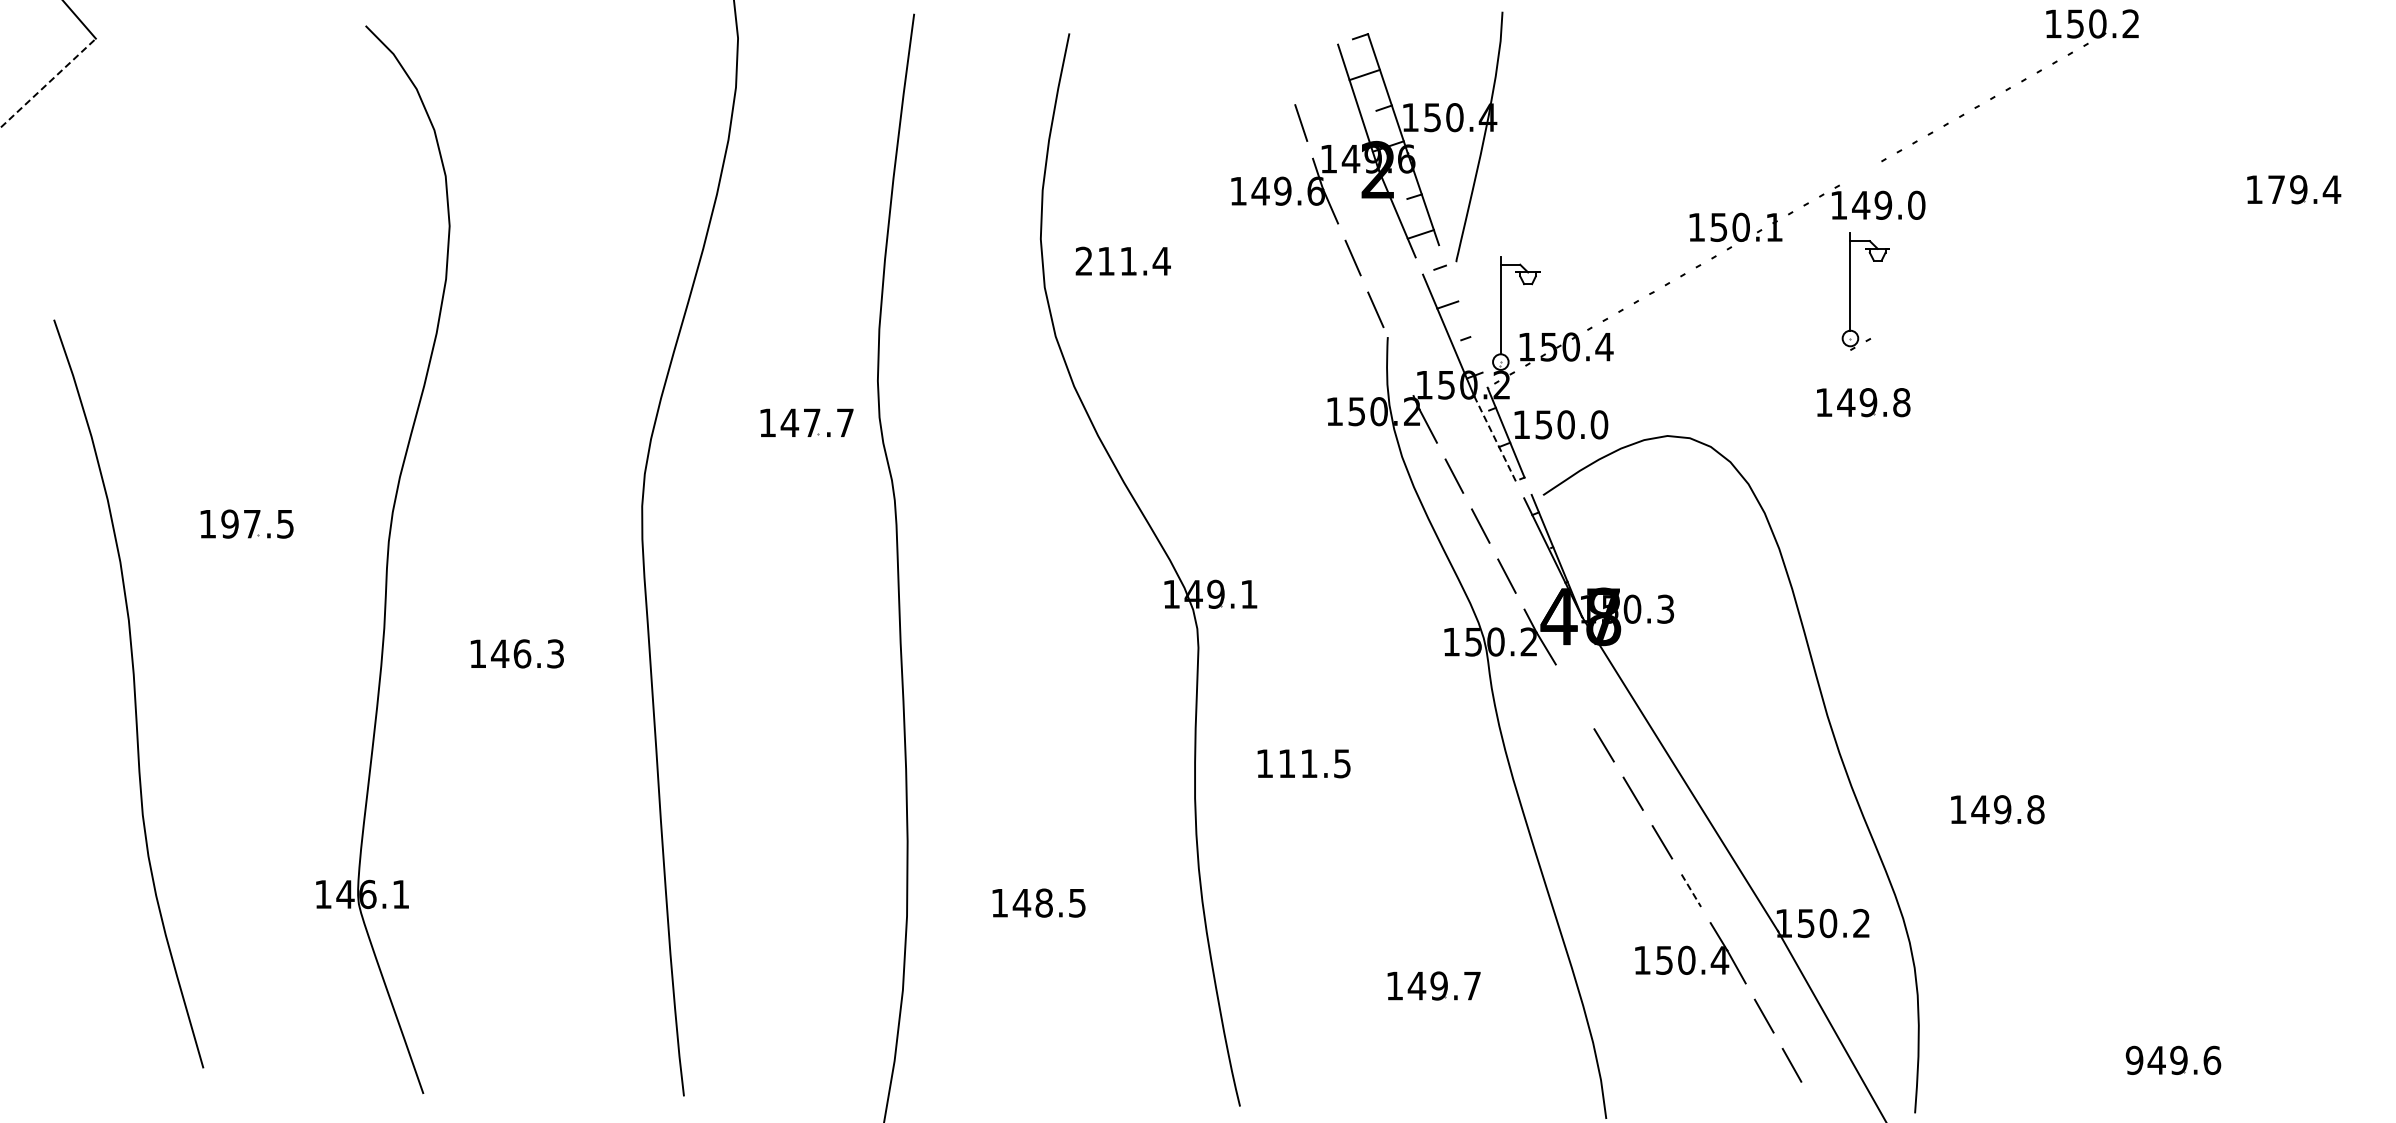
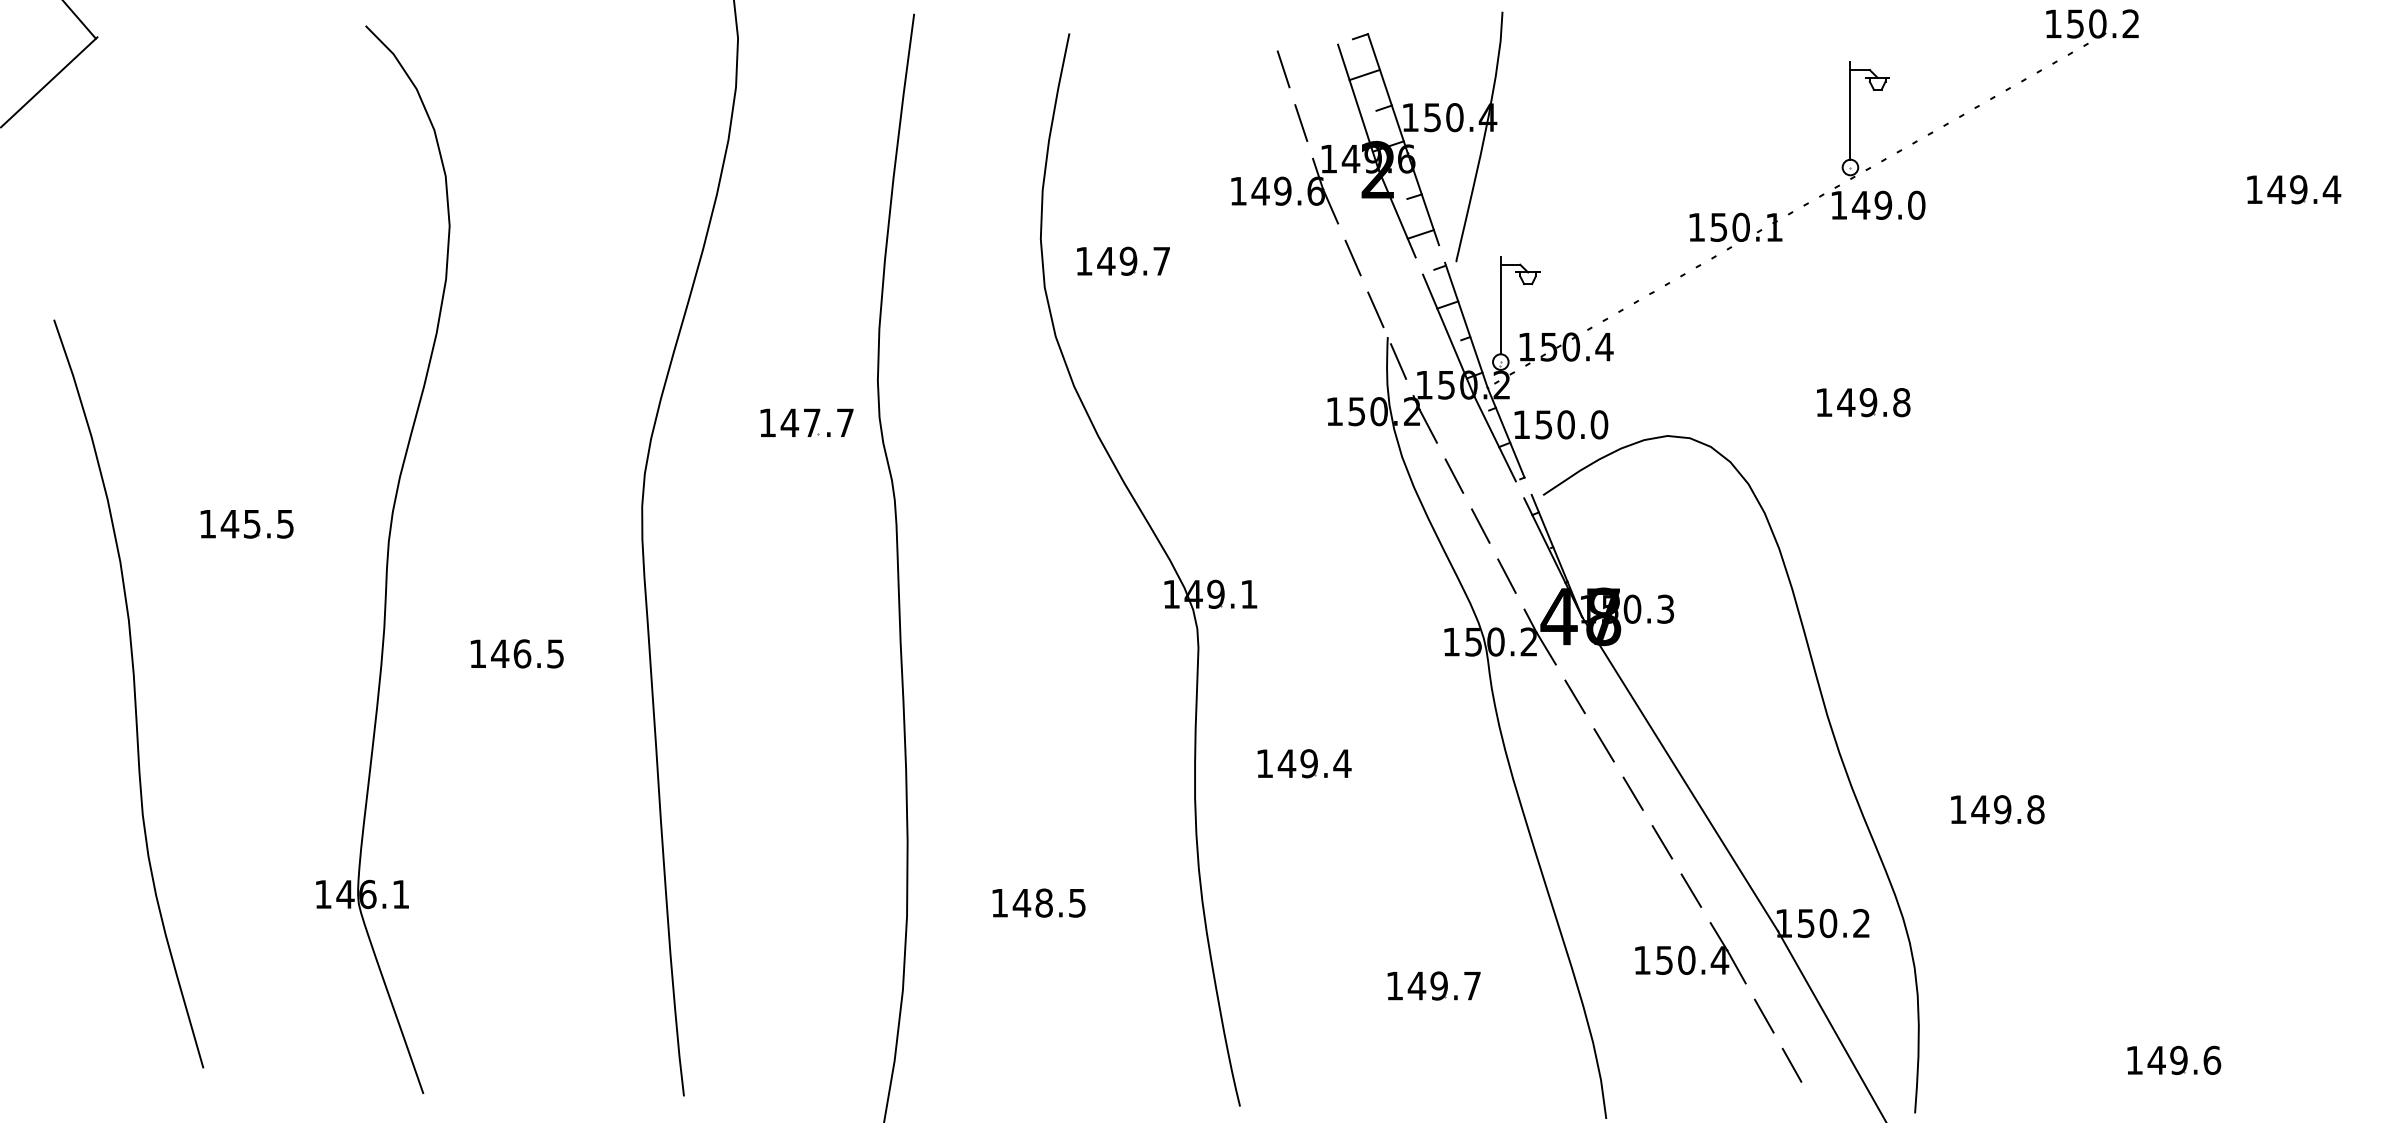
line: none -> present (1283, 69)
line: dashed -> solid (49, 82)
text: 179.4 -> 149.4 (2276, 189)
text: 211.4 -> 149.7 (1122, 260)
part position: (1850, 291) -> (1850, 120) (1850, 120)
line: none -> present (1466, 324)
line: none -> present (1398, 361)
line: dashed -> solid (1494, 438)
text: 197.5 -> 145.5 (240, 523)
text: 146.3 -> 146.5 (555, 653)
line: none -> present (1574, 696)
text: 111.5 -> 149.4 (1314, 763)
line: dashed -> solid (1691, 890)
text: 949.6 -> 149.6 (2134, 1059)
